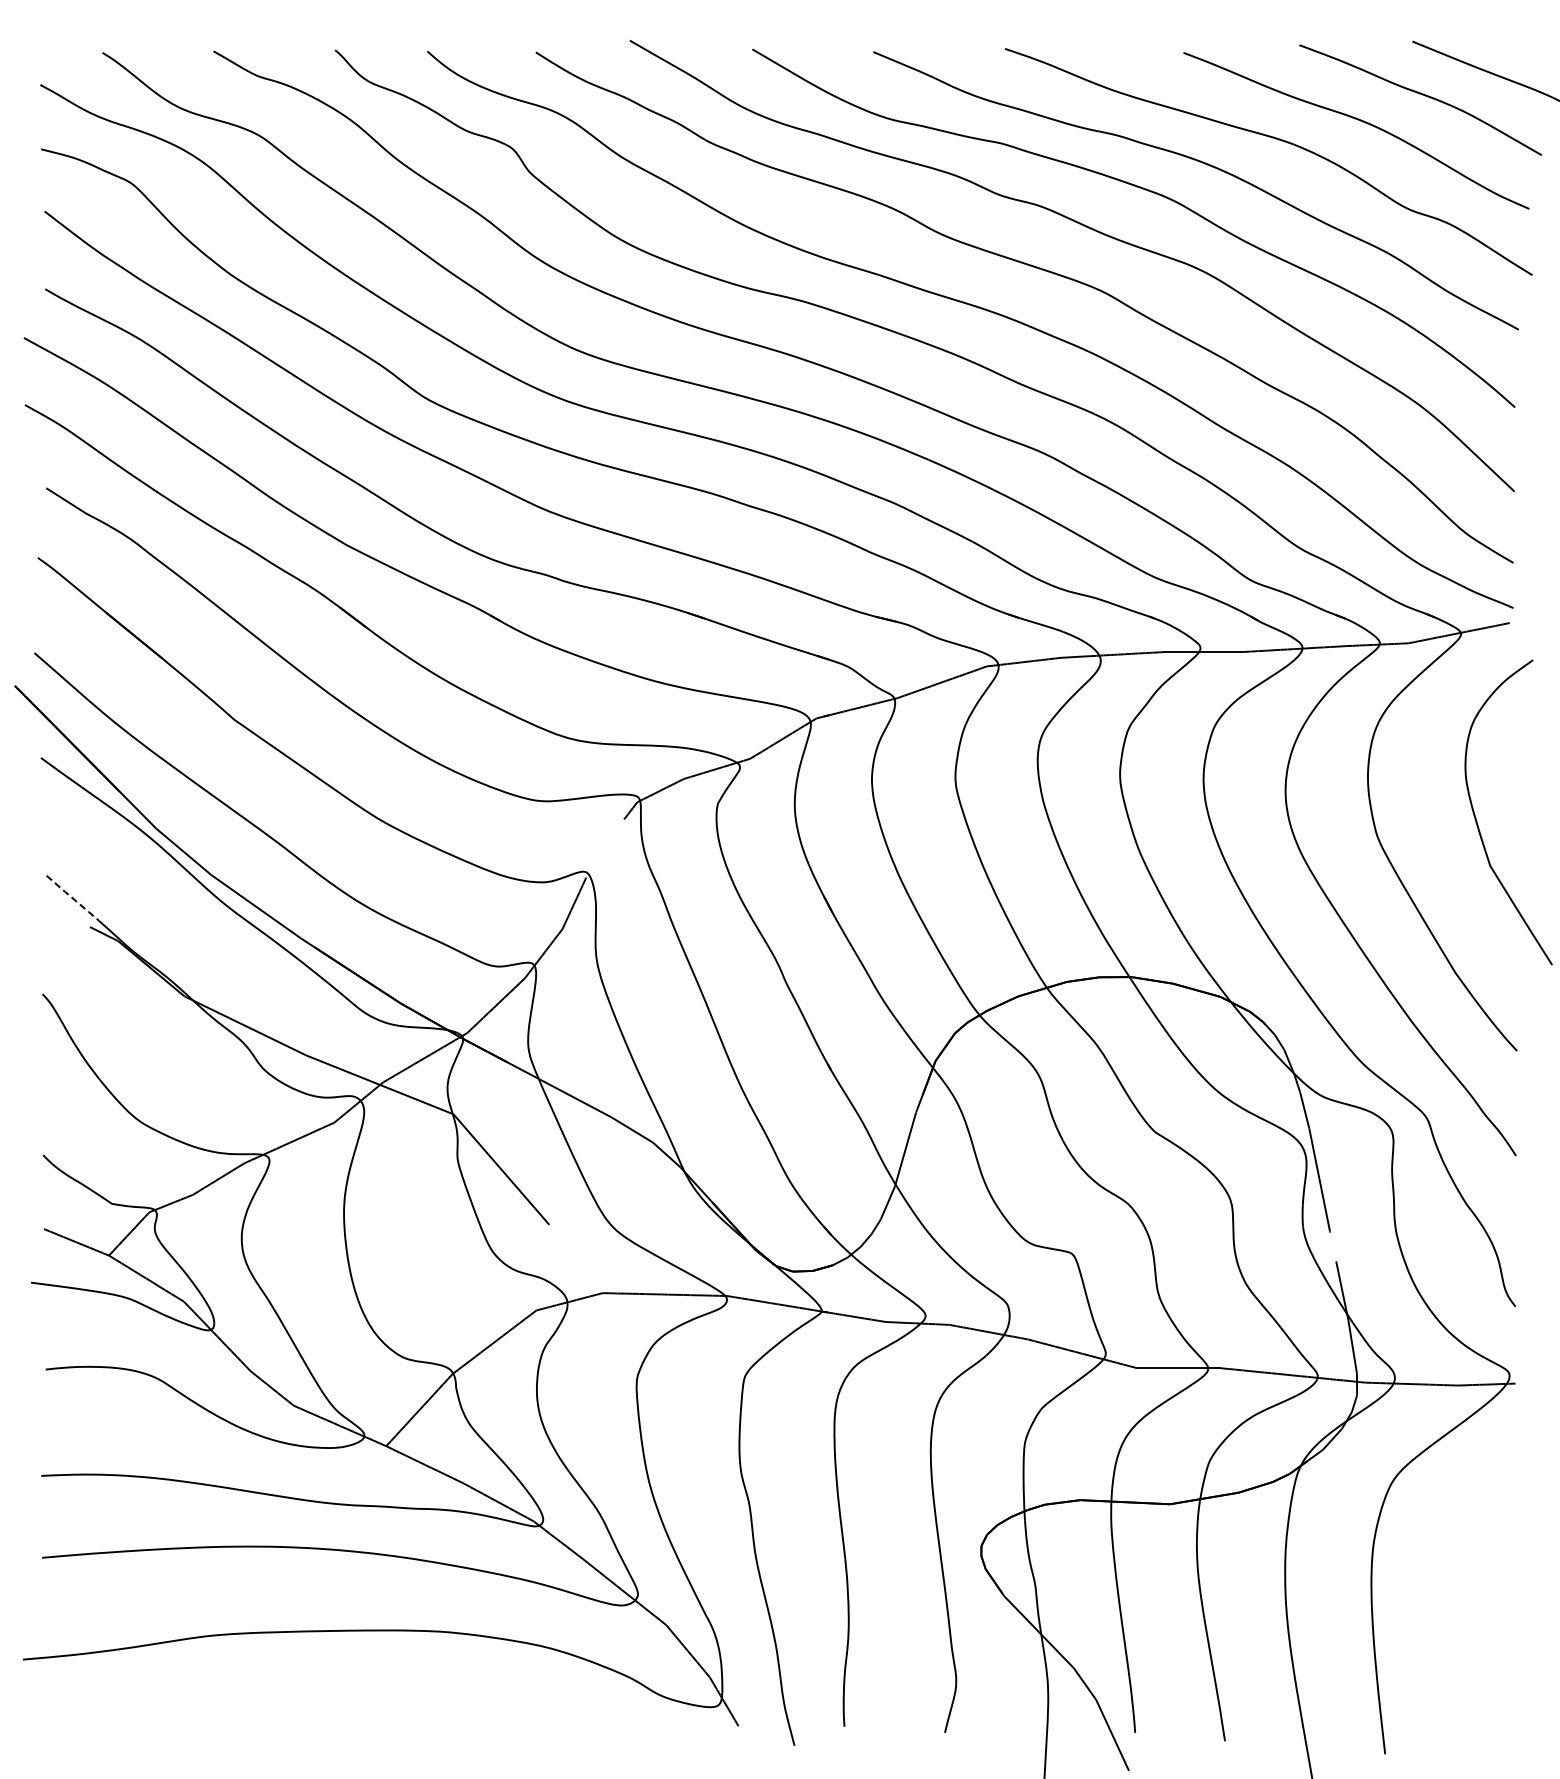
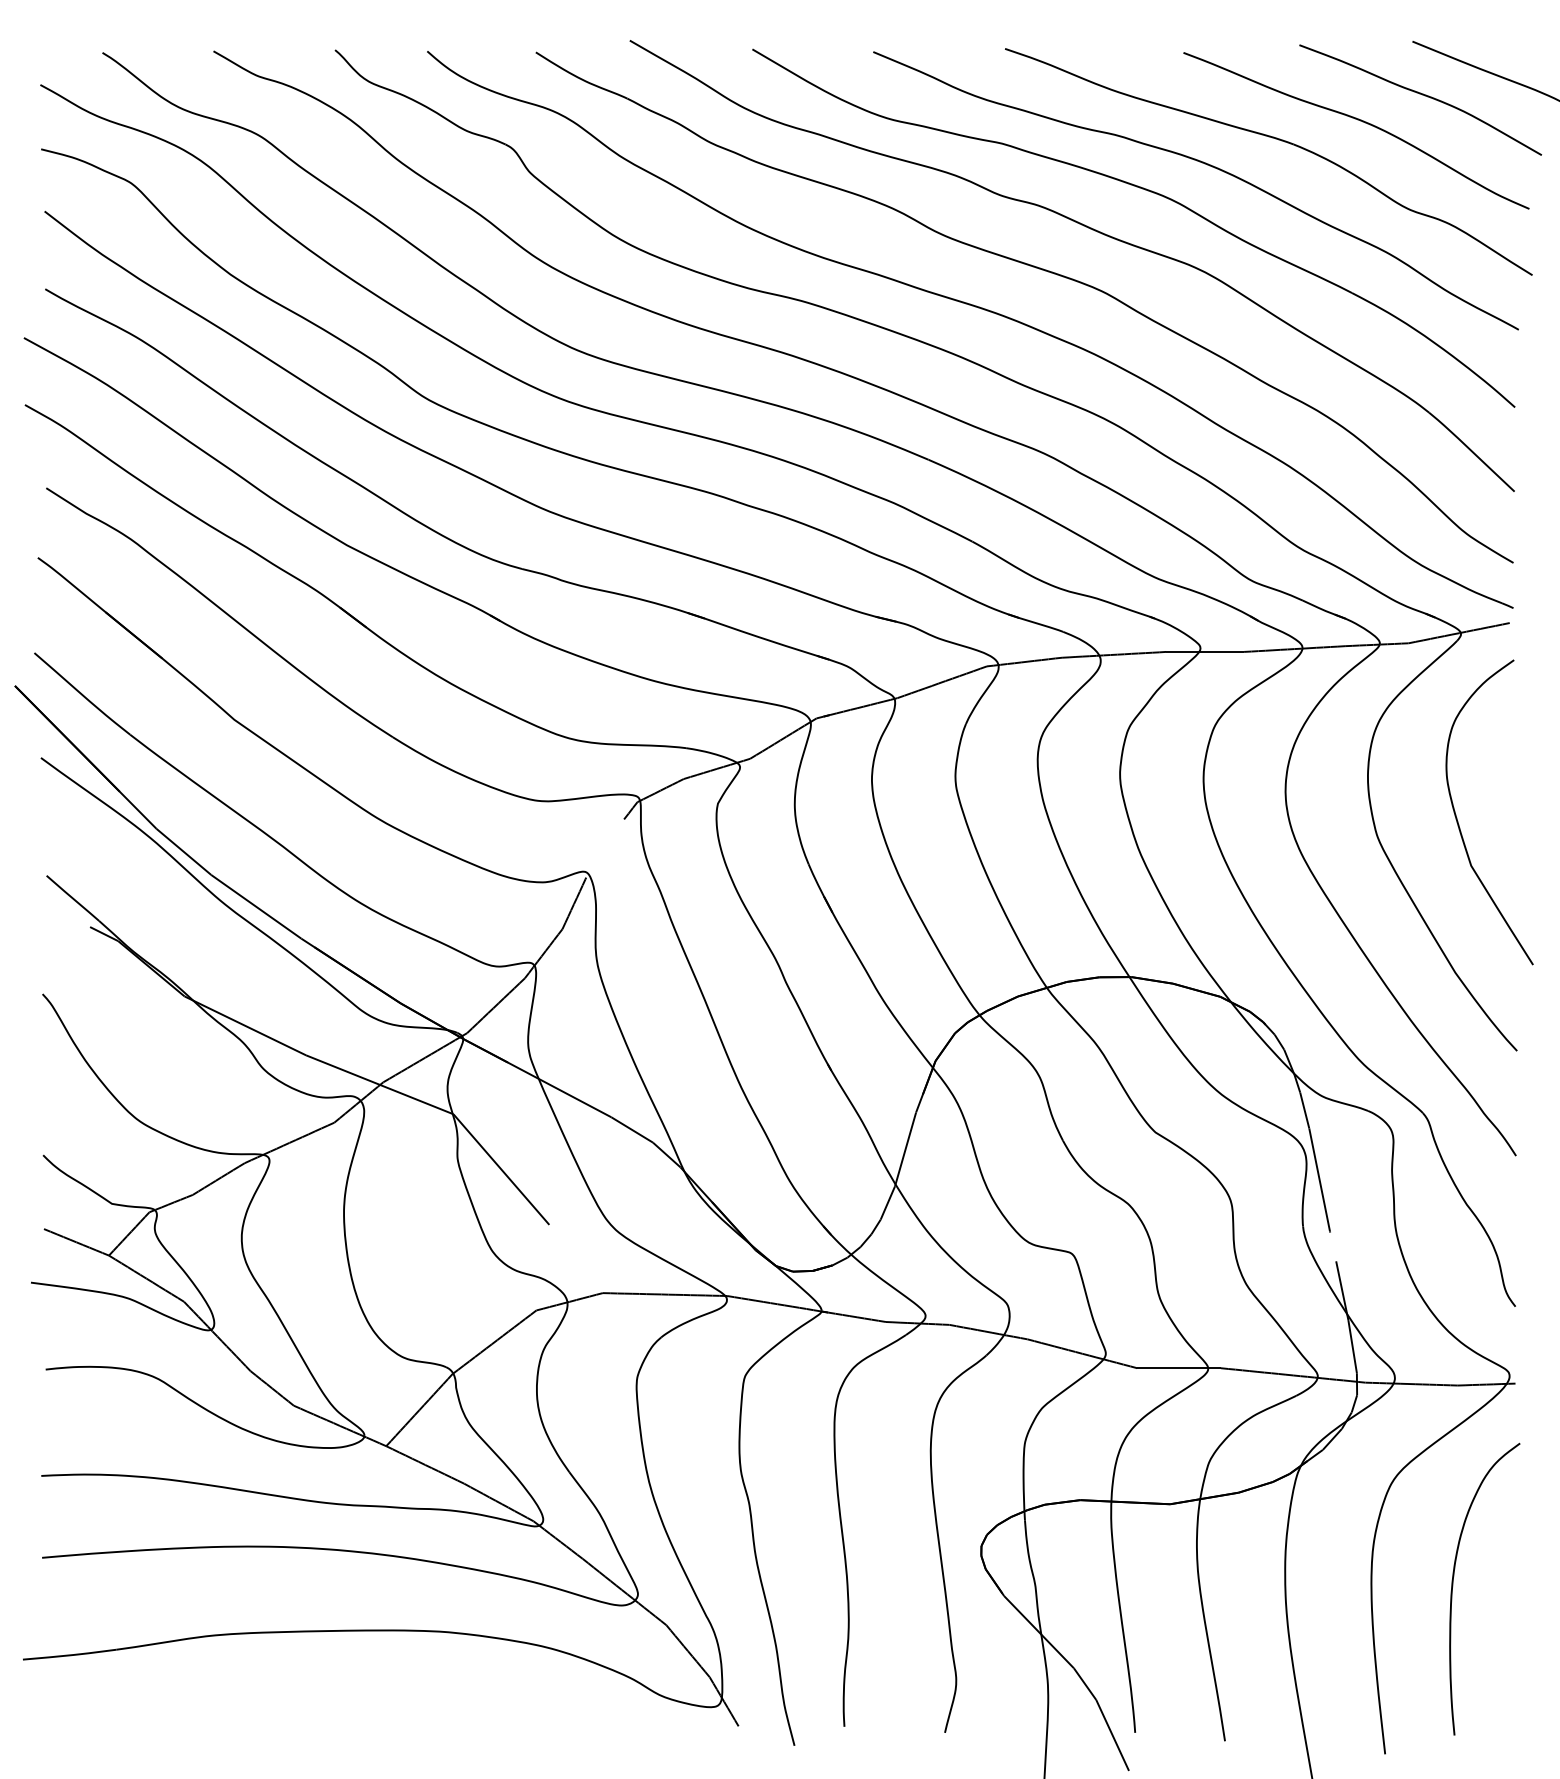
curve position: (1477, 821) -> (1458, 821) (1458, 821)
line: dashed -> solid (73, 898)
curve: none -> present (1453, 1586)
